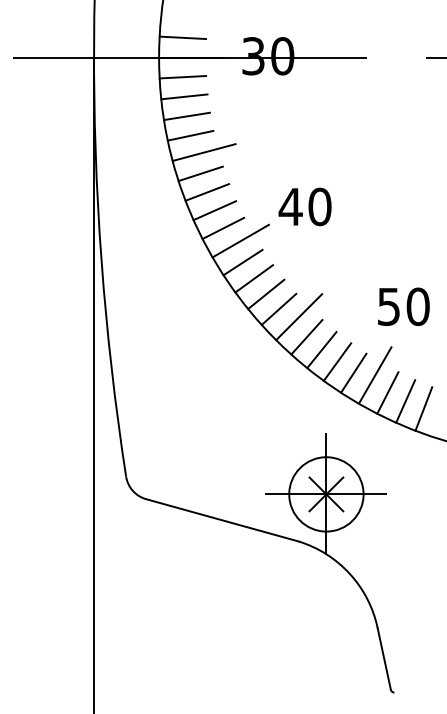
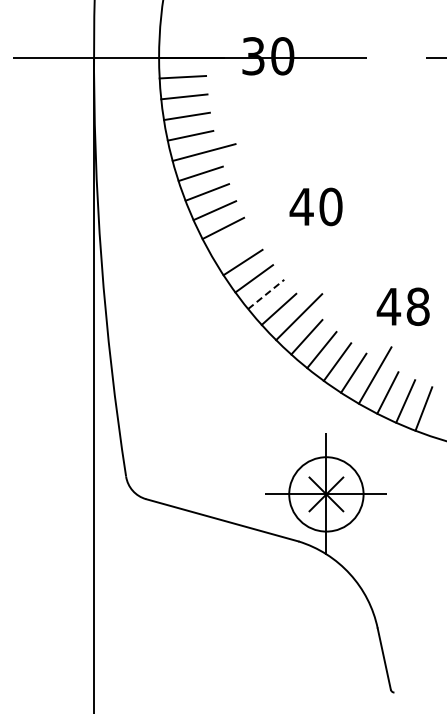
line: present -> none (182, 37)
text position: (304, 206) -> (315, 206) (315, 206)
line: present -> none (240, 240)
line: solid -> dashed (266, 294)
text: 50 -> 48 (402, 306)
